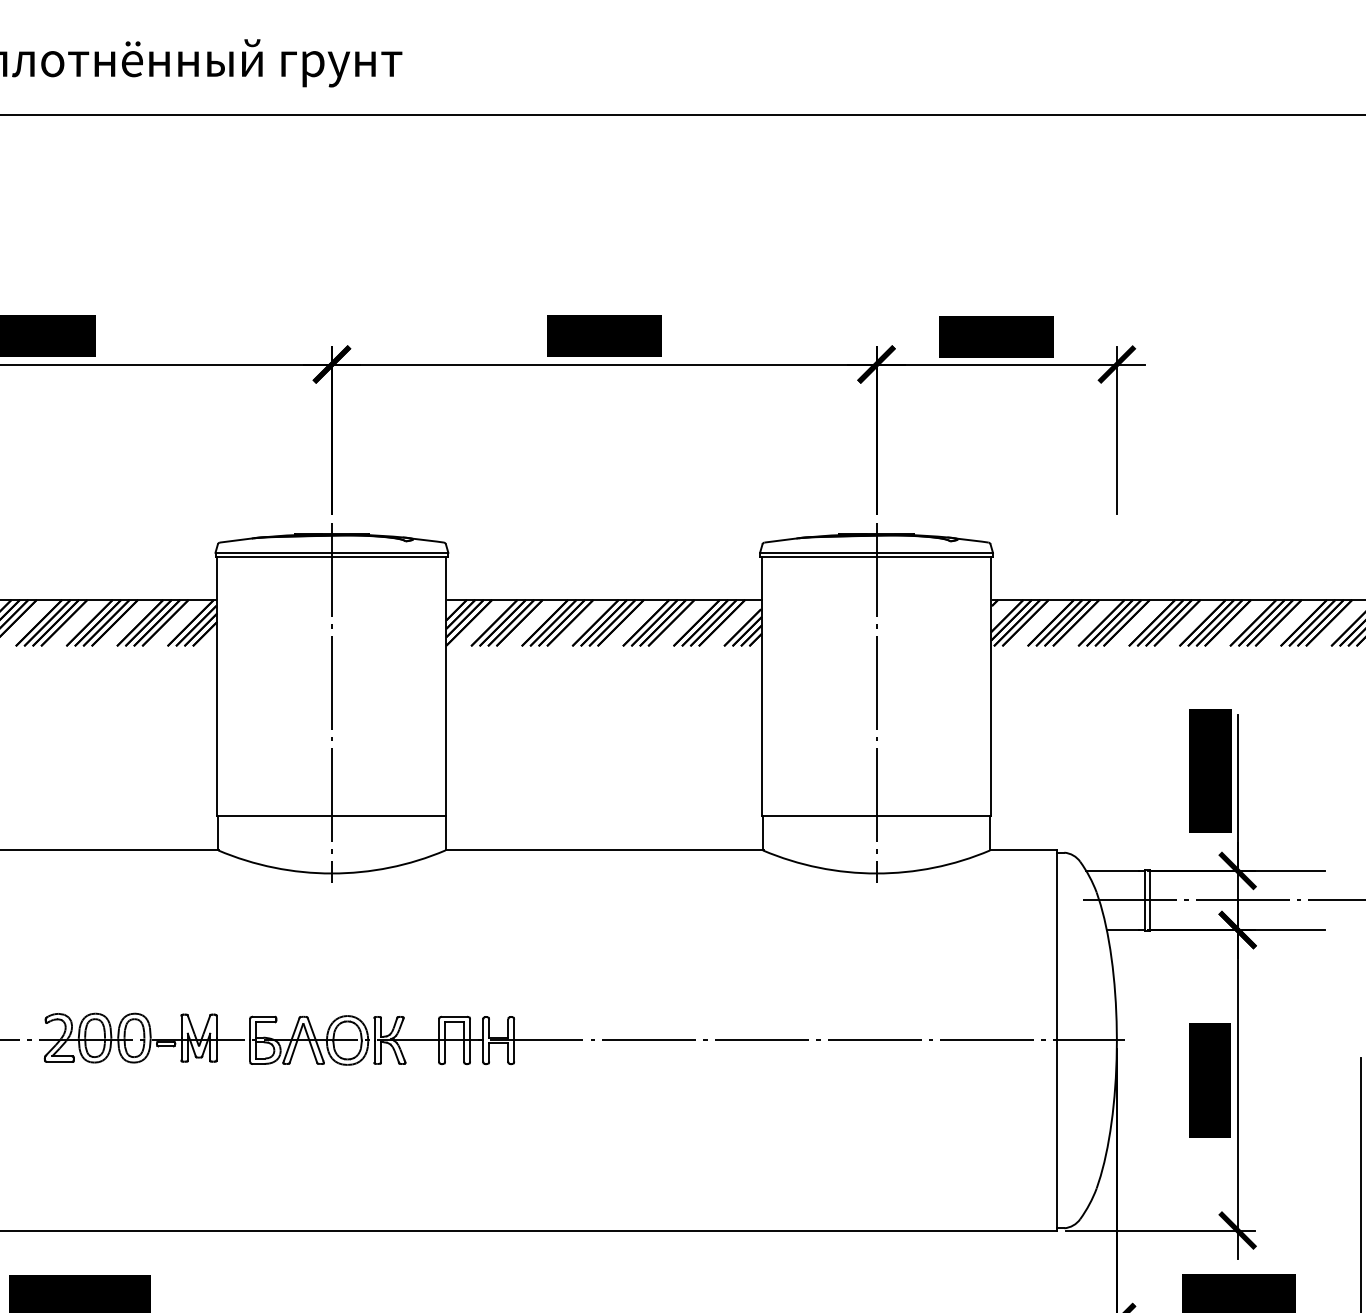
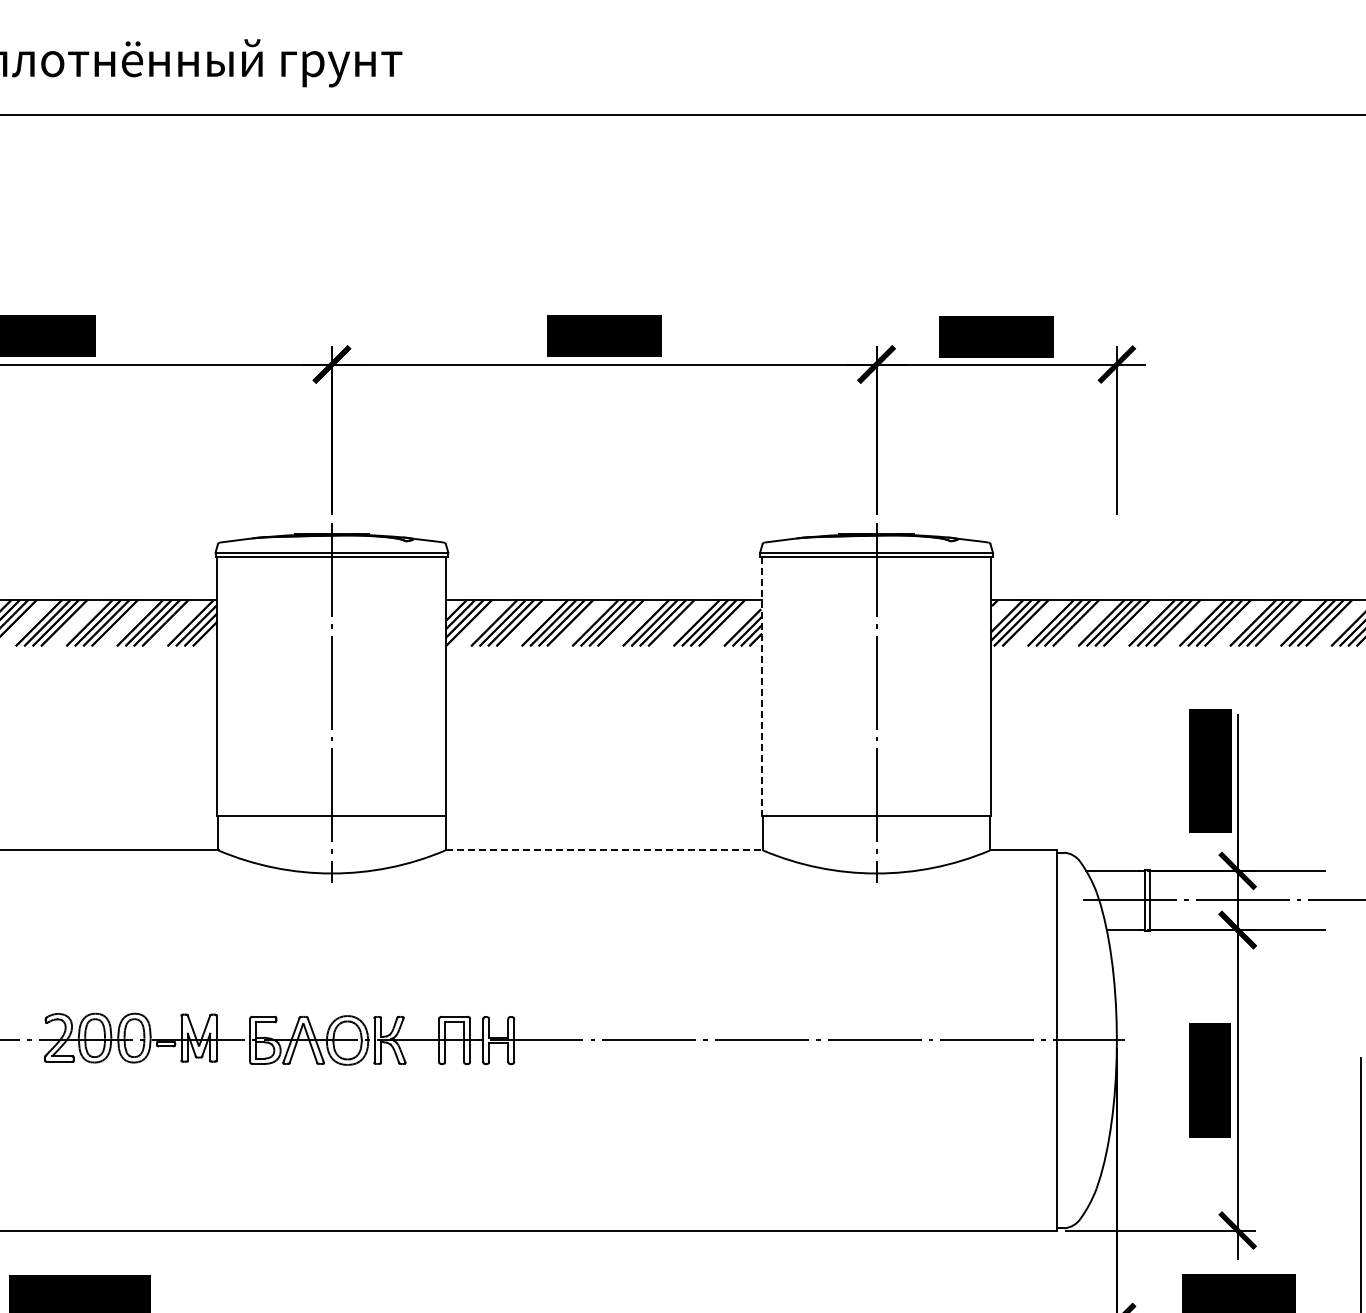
line: solid -> dashed (761, 686)
line: solid -> dashed (605, 850)
